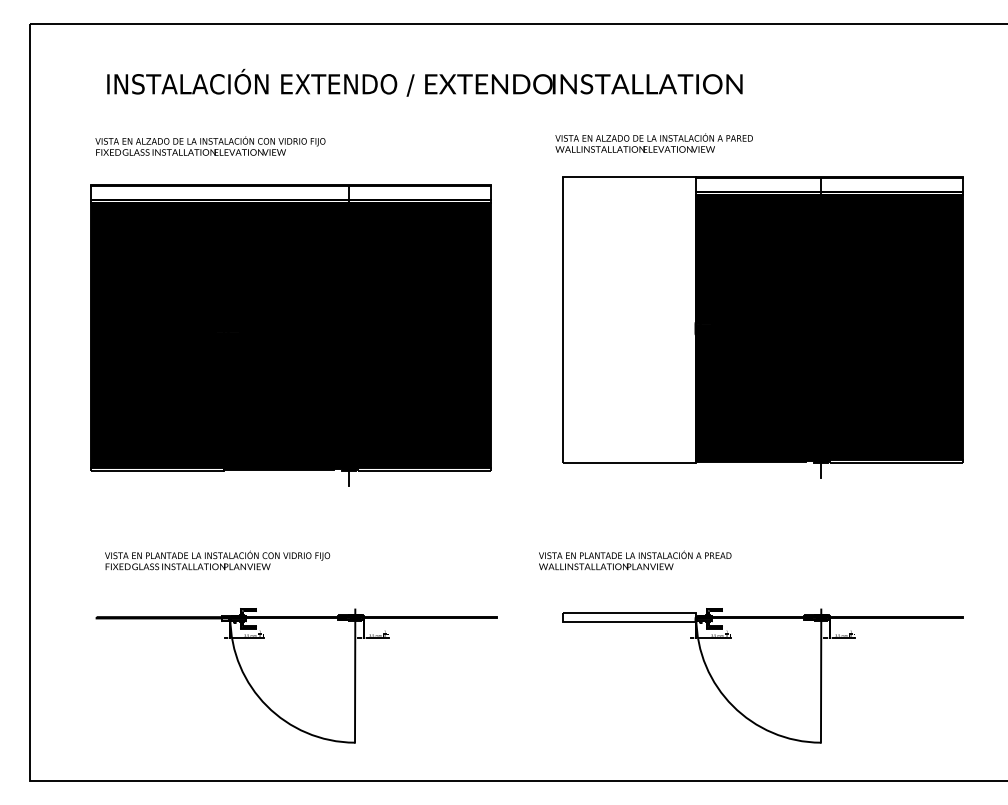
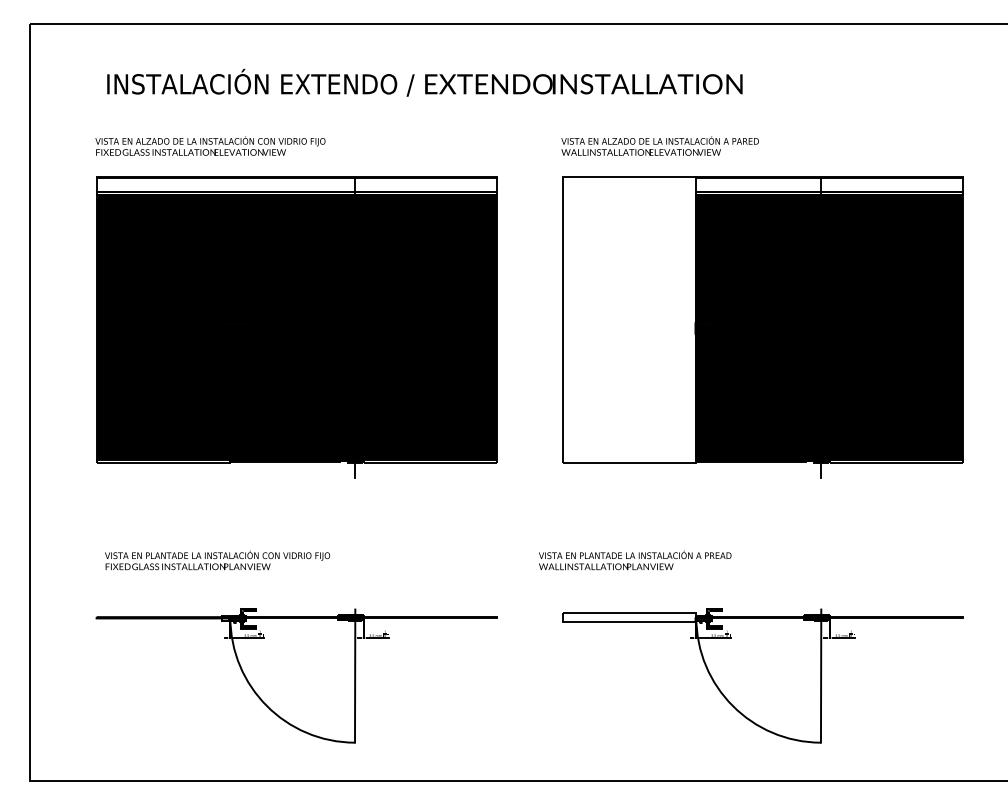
text position: (653, 142) -> (659, 145) (659, 145)
part position: (290, 335) -> (296, 327) (296, 327)
